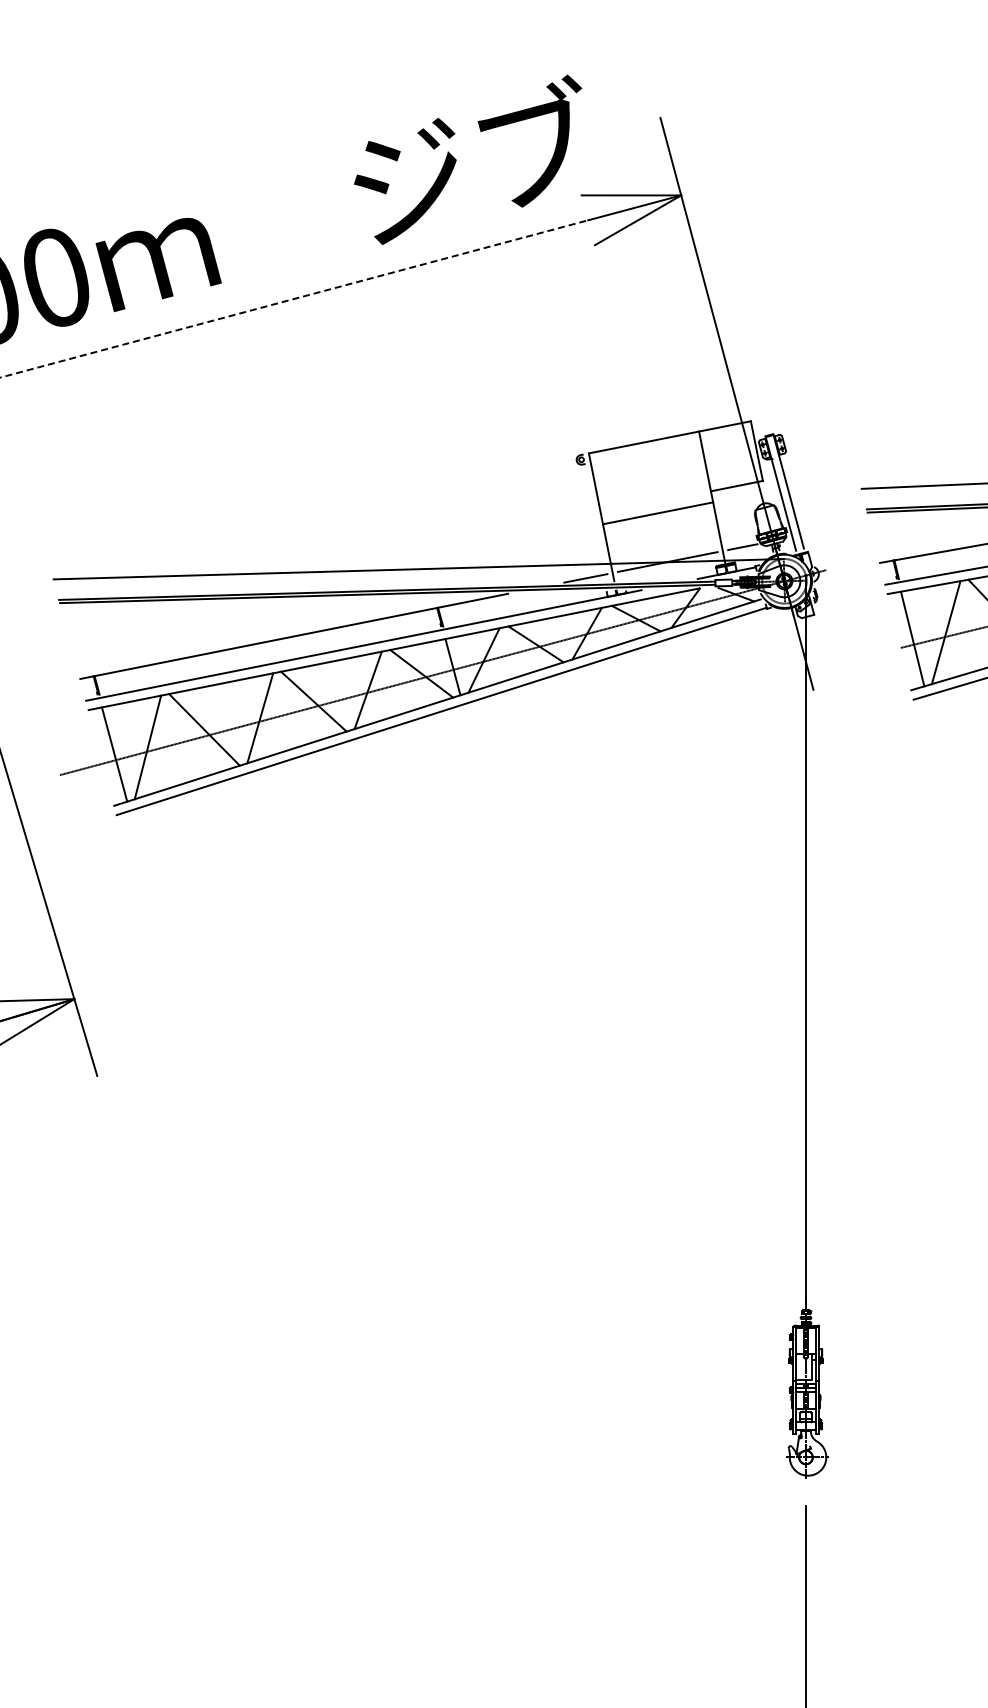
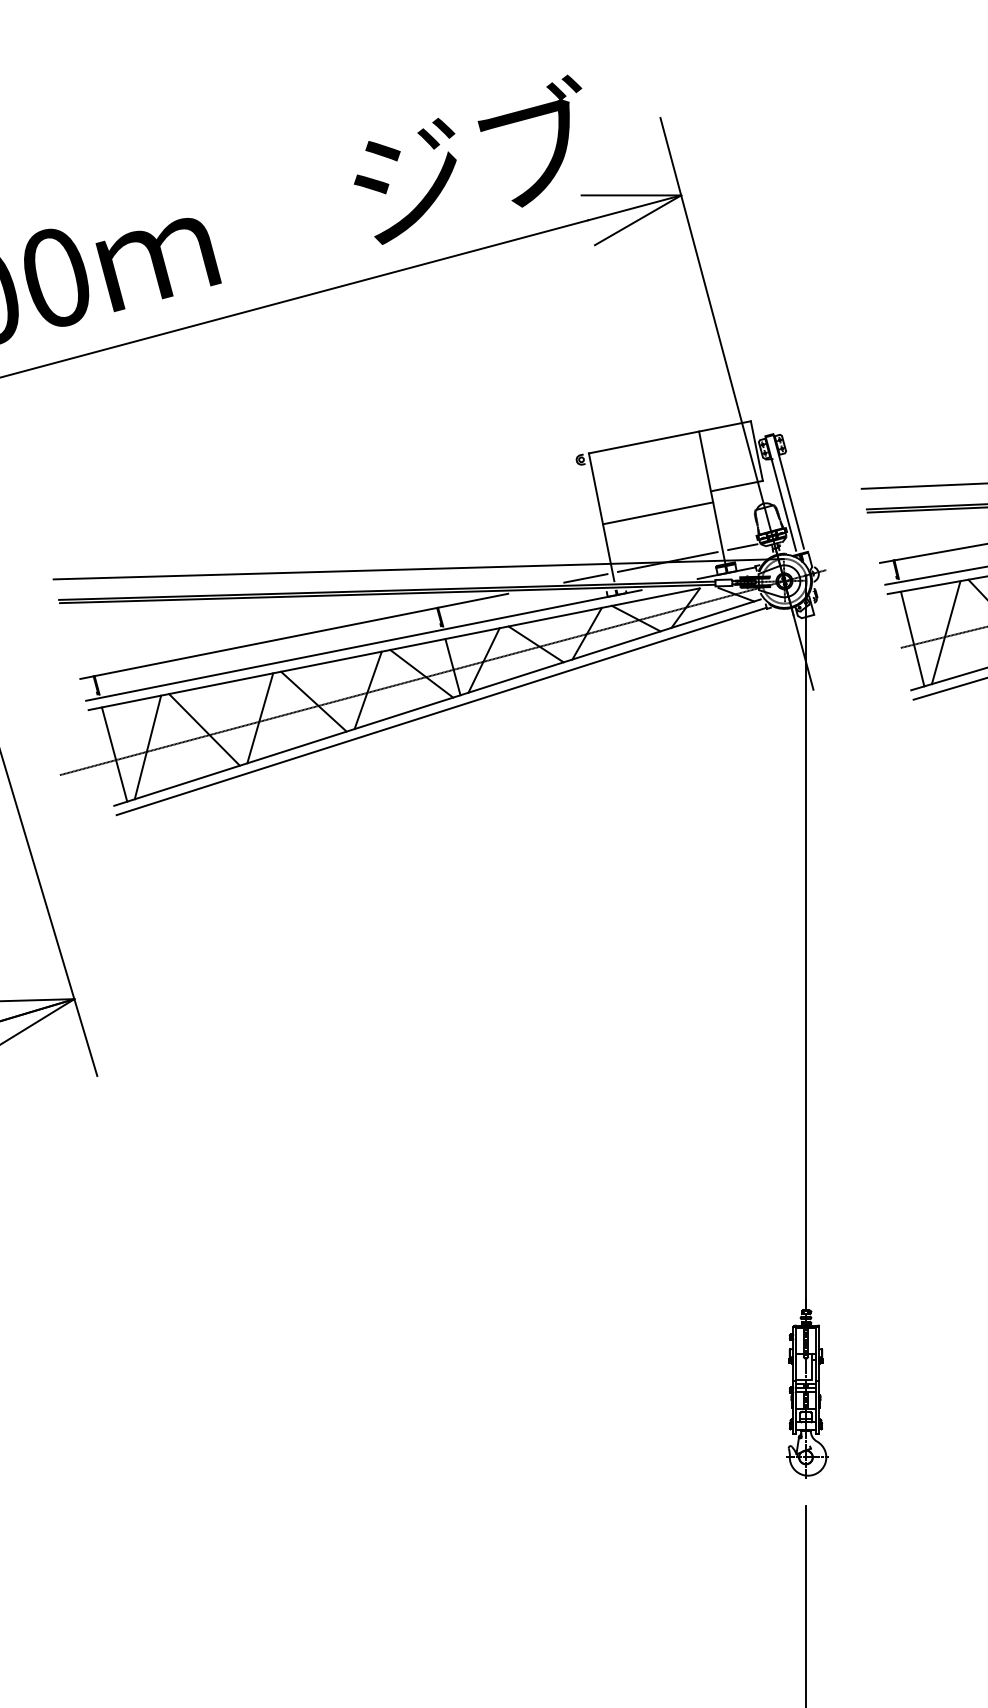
line: dashed -> solid (294, 298)
